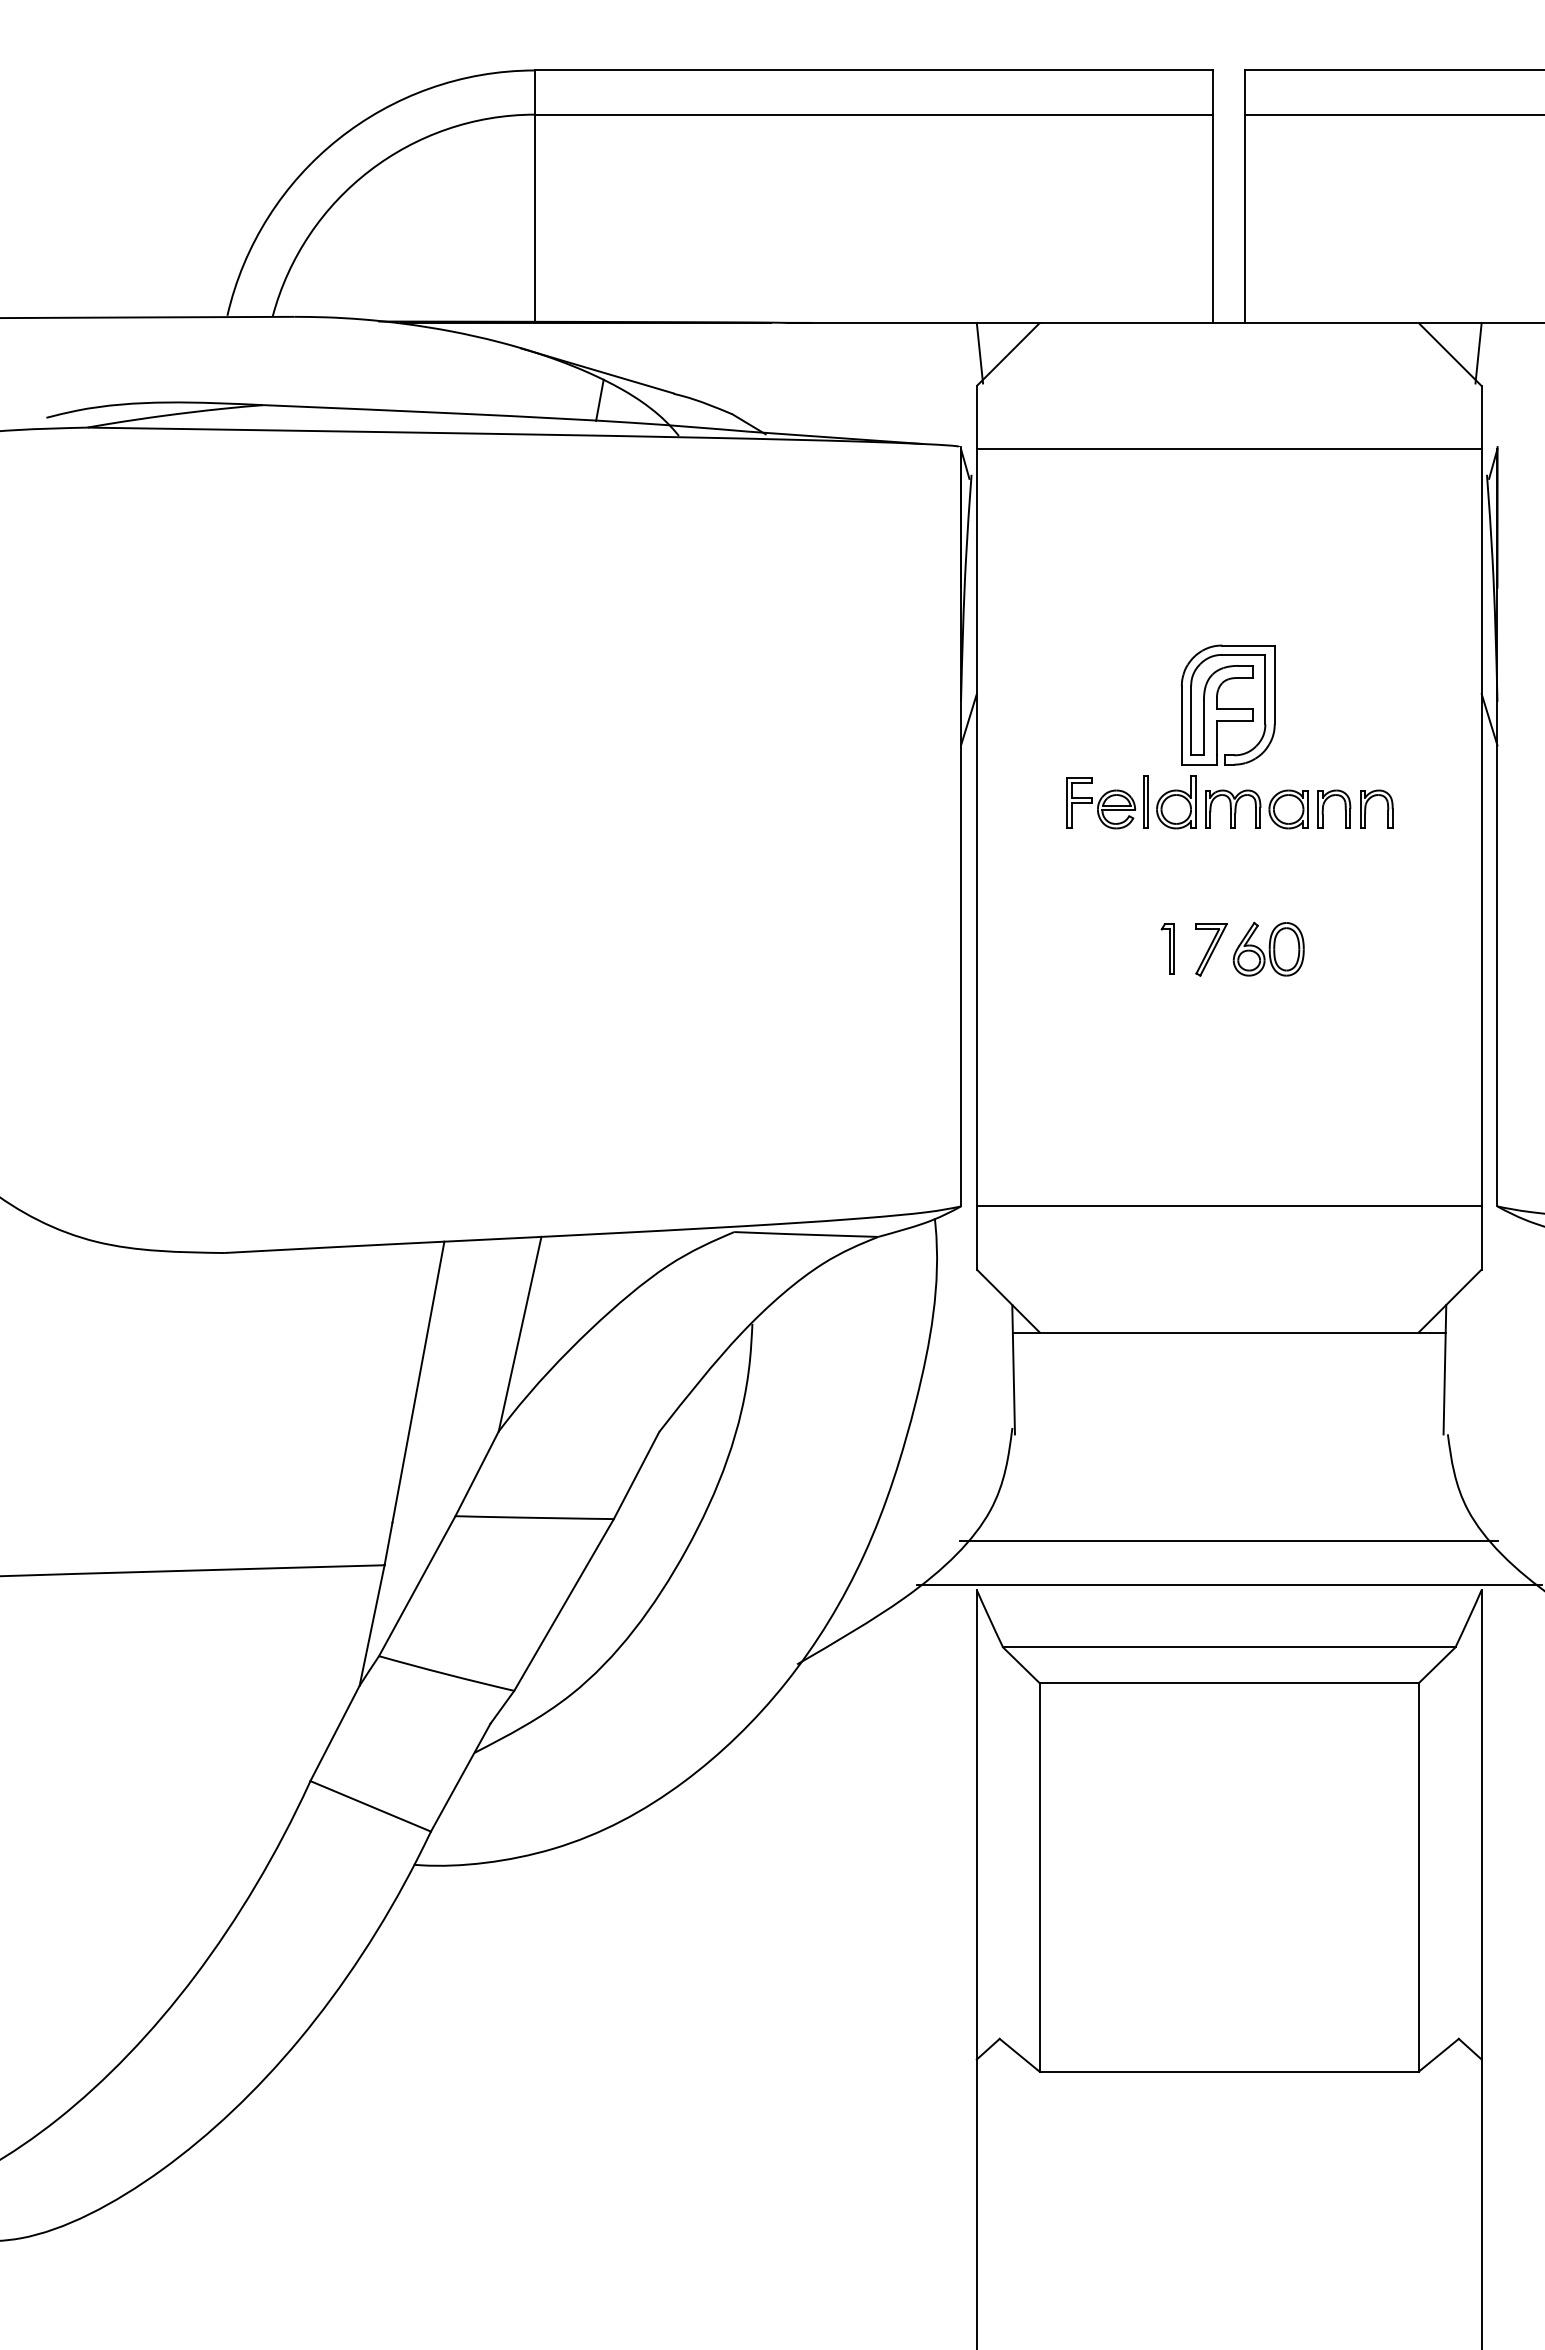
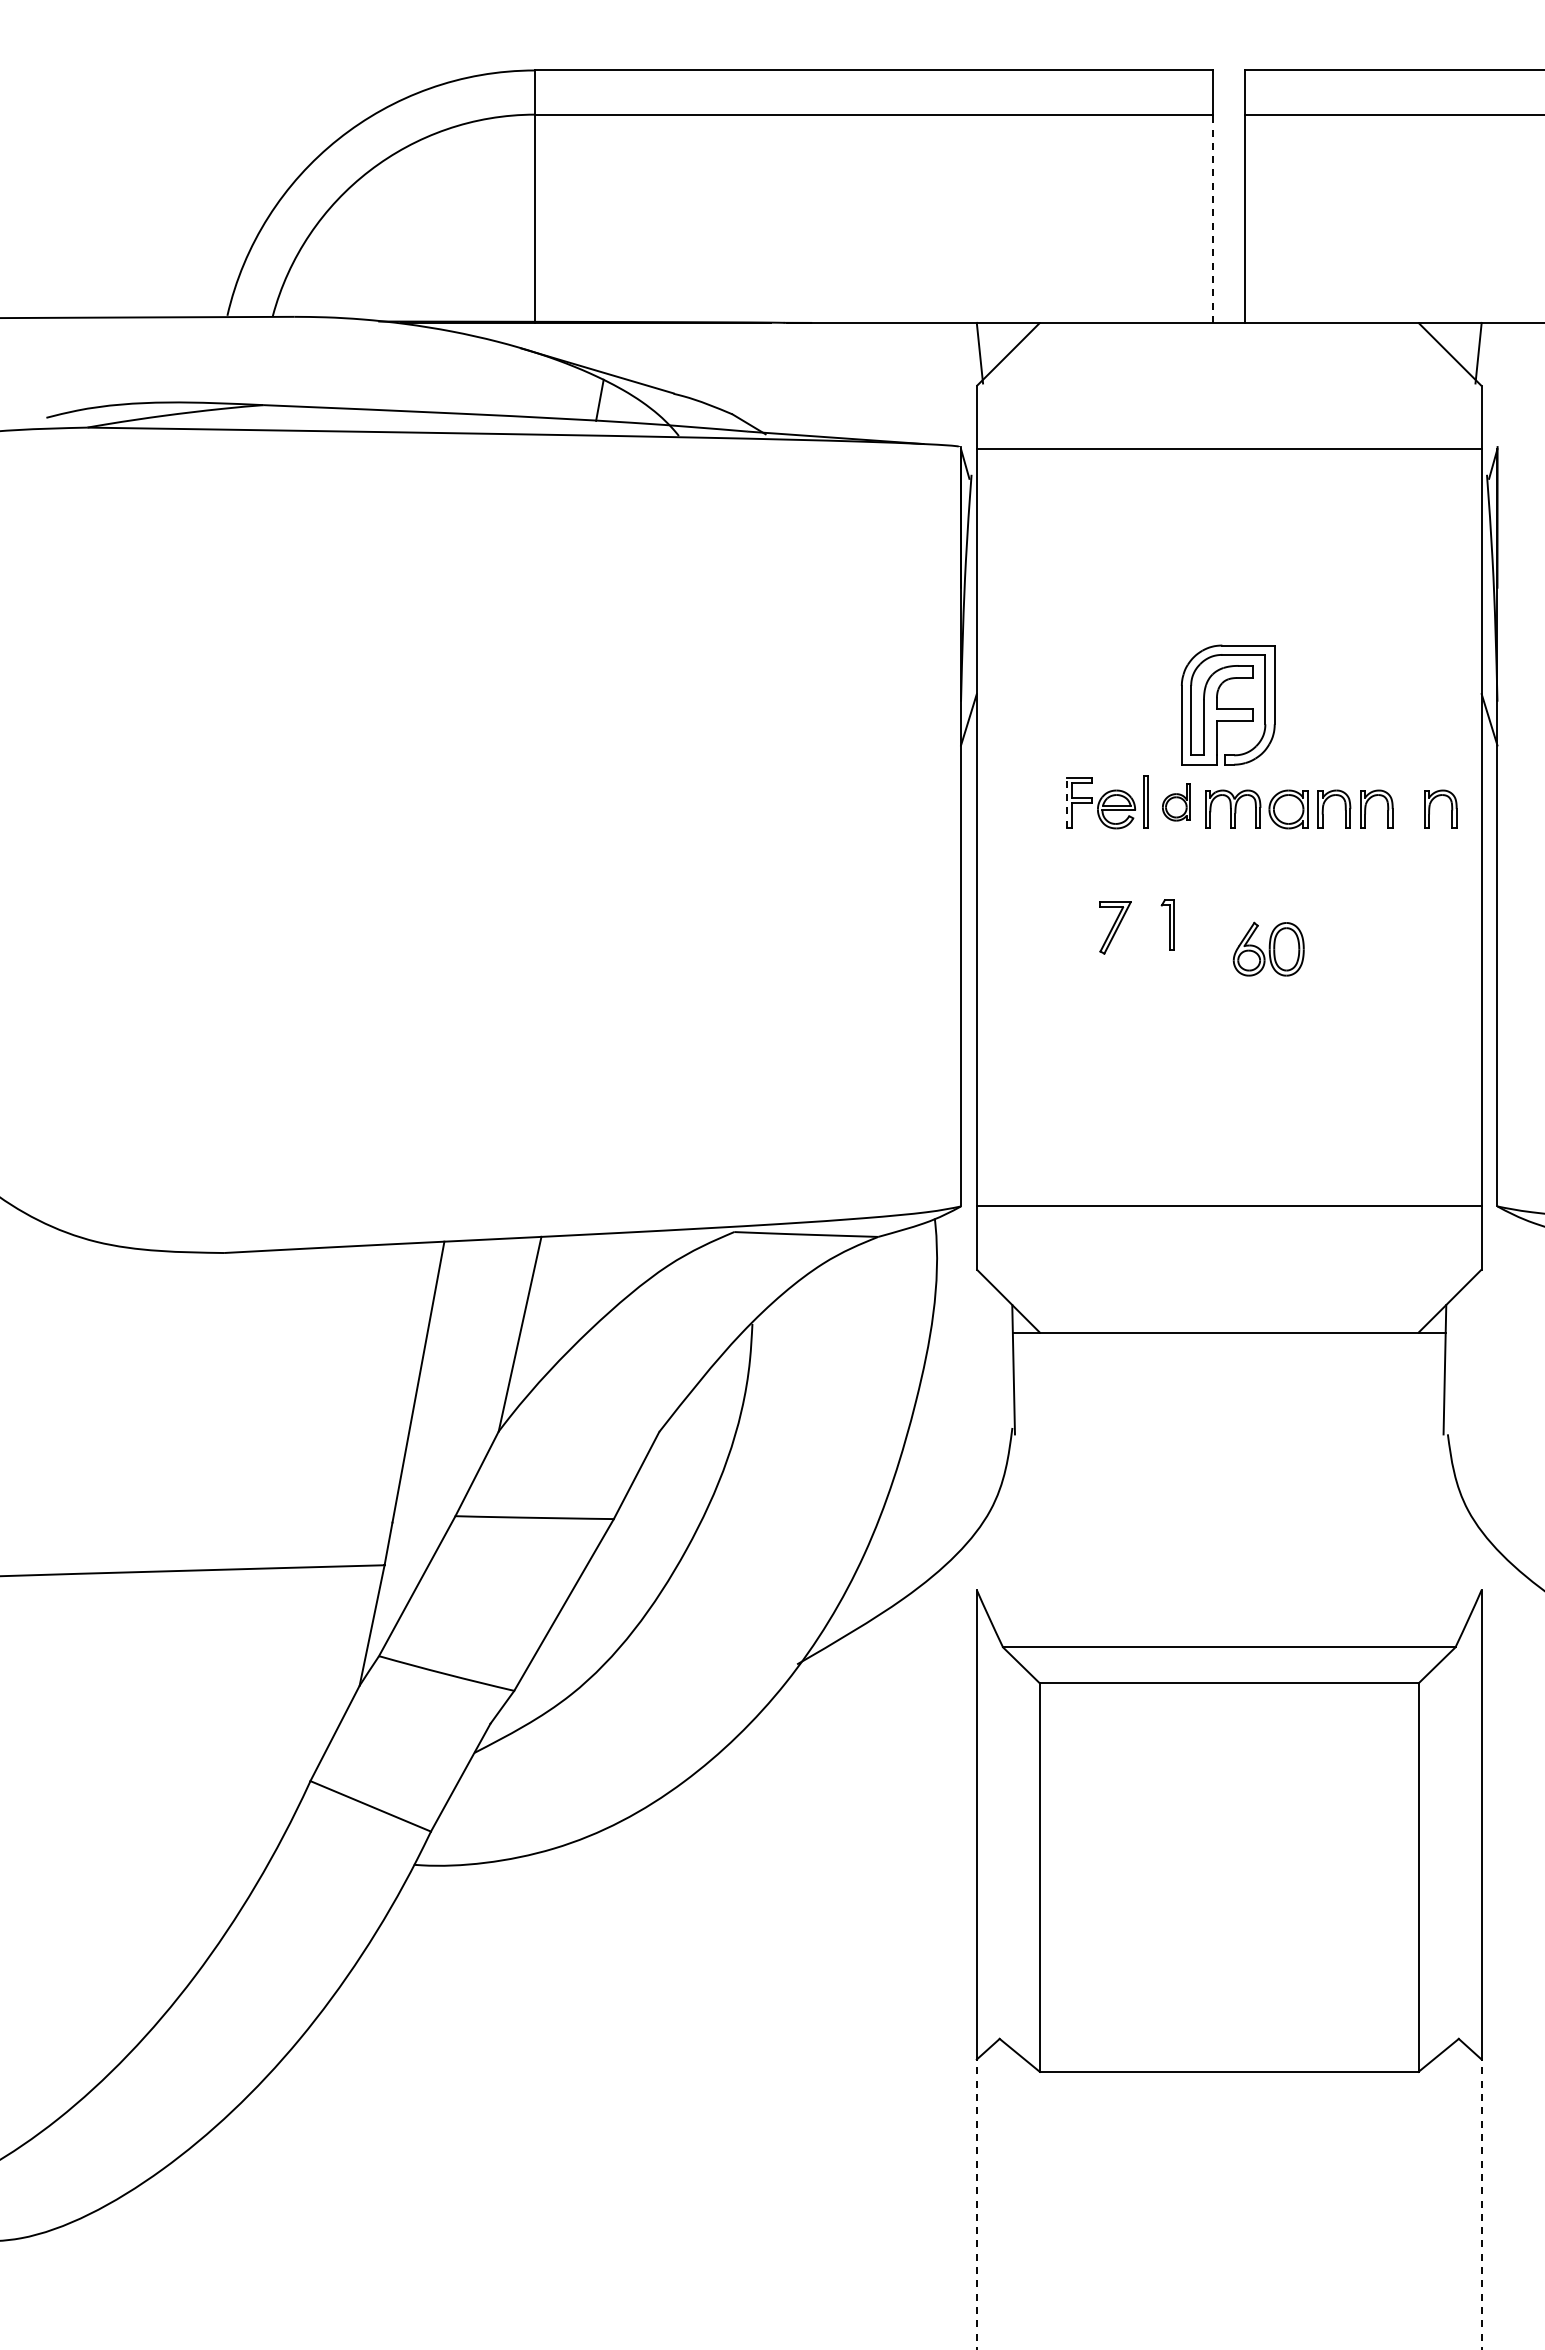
line: solid -> dashed (1213, 218)
line: solid -> dashed (1067, 802)
part size: 41x55 px -> 29x39 px (1176, 802)
part: none -> present (1430, 808)
part position: (1167, 948) -> (1167, 924) (1167, 924)
part position: (1211, 949) -> (1115, 927) (1115, 927)
line: present -> none (1229, 1540)
line: present -> none (1228, 1585)
line: solid -> dashed (976, 2204)
line: solid -> dashed (1481, 2204)
